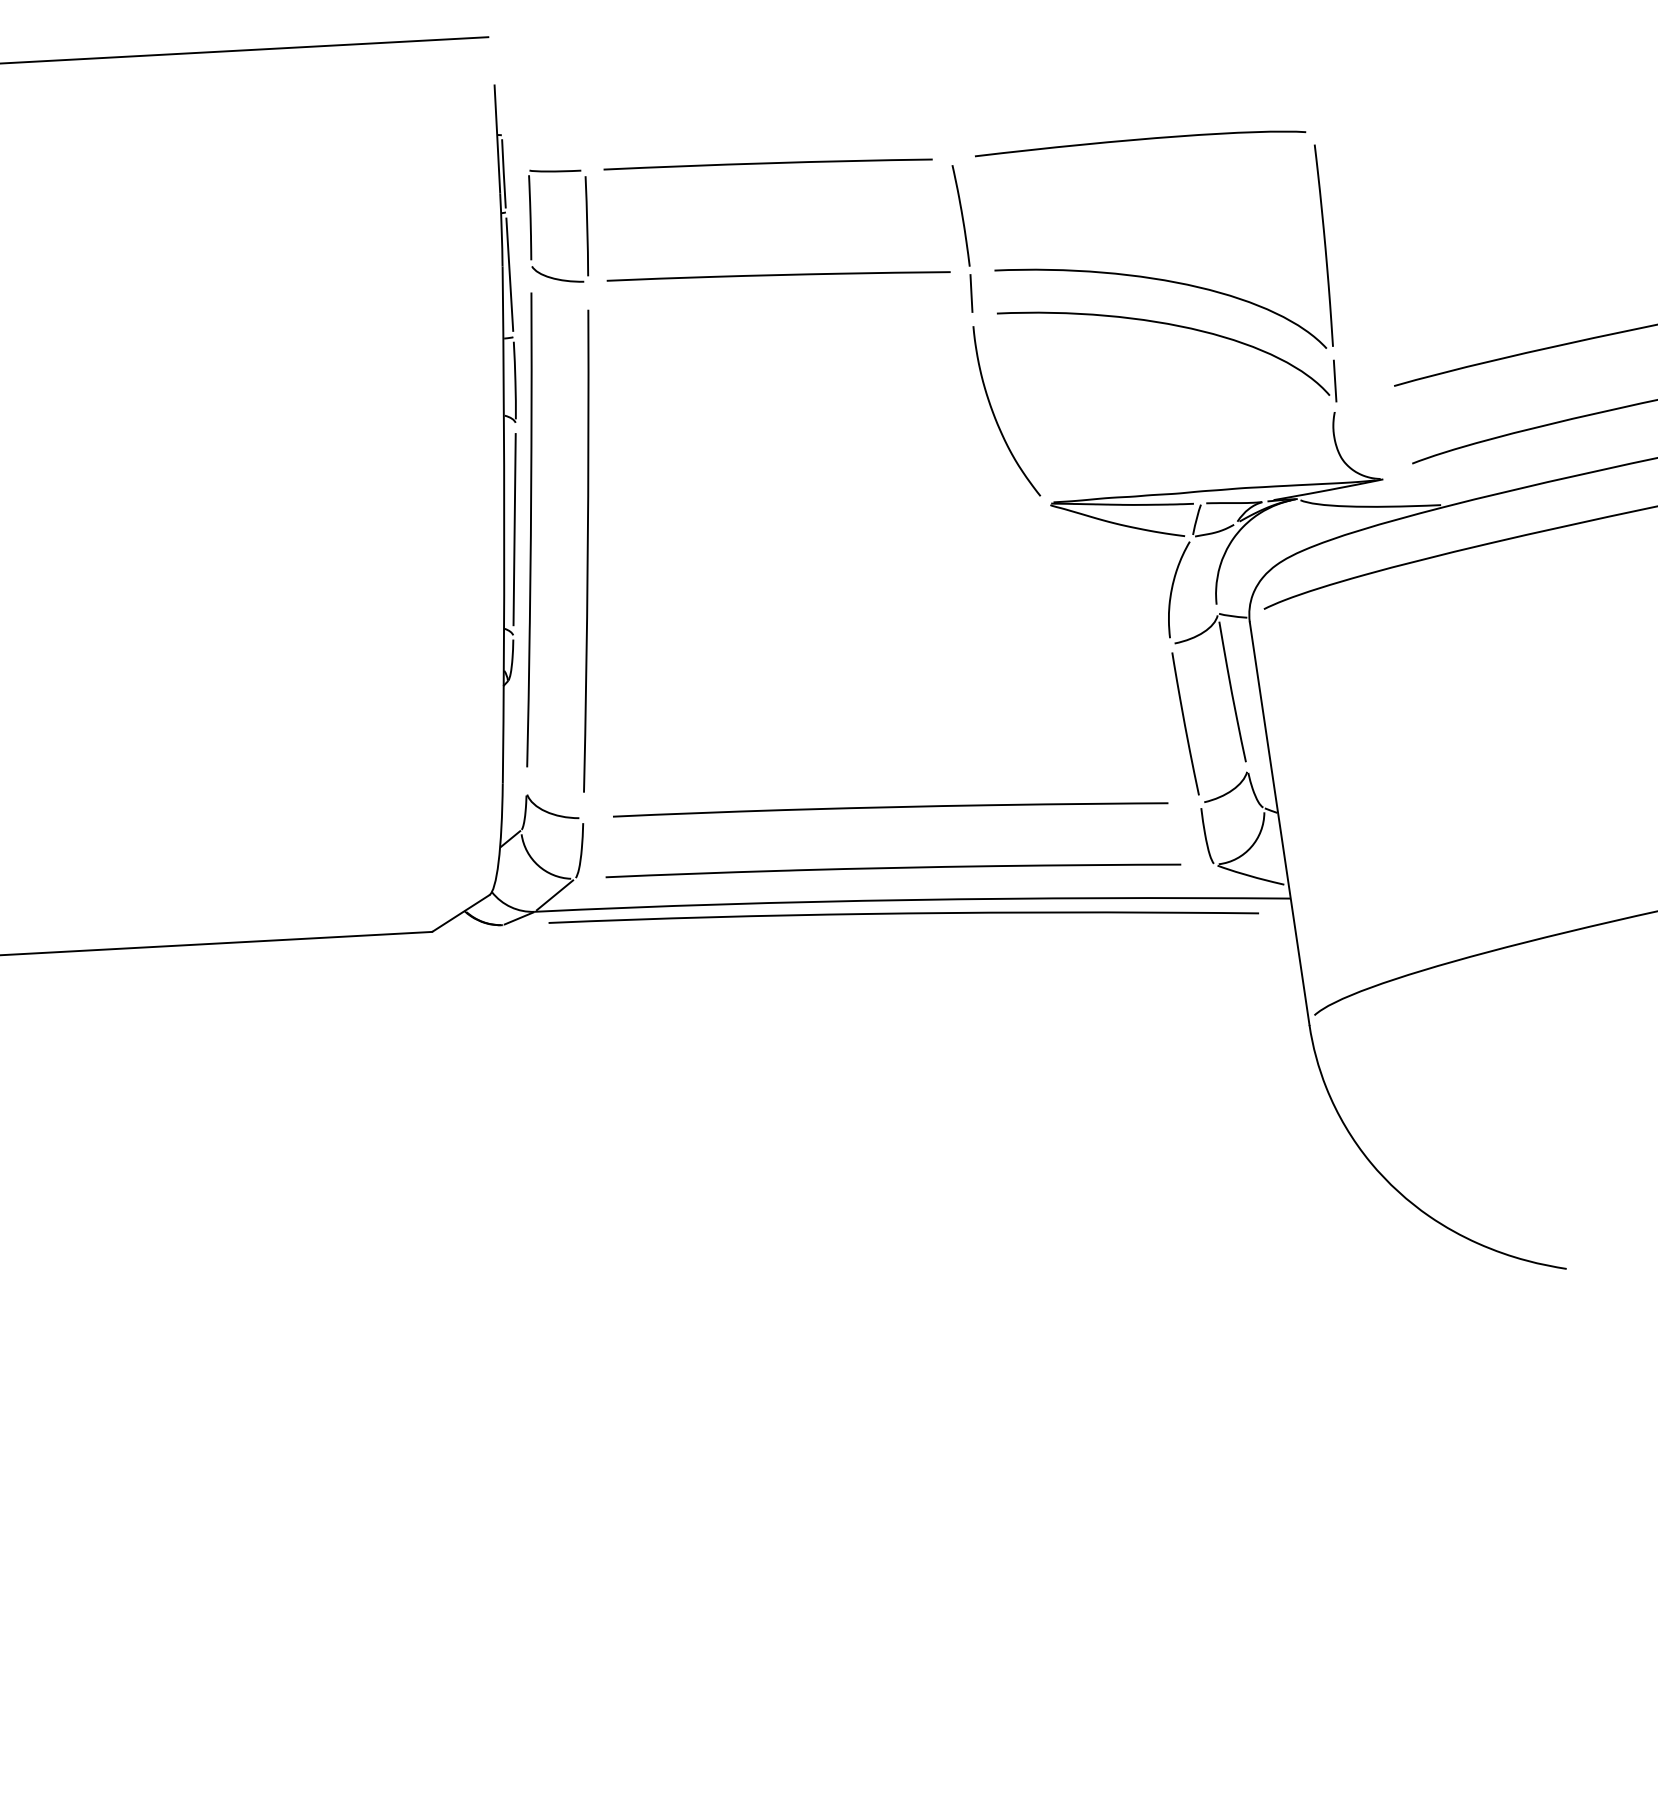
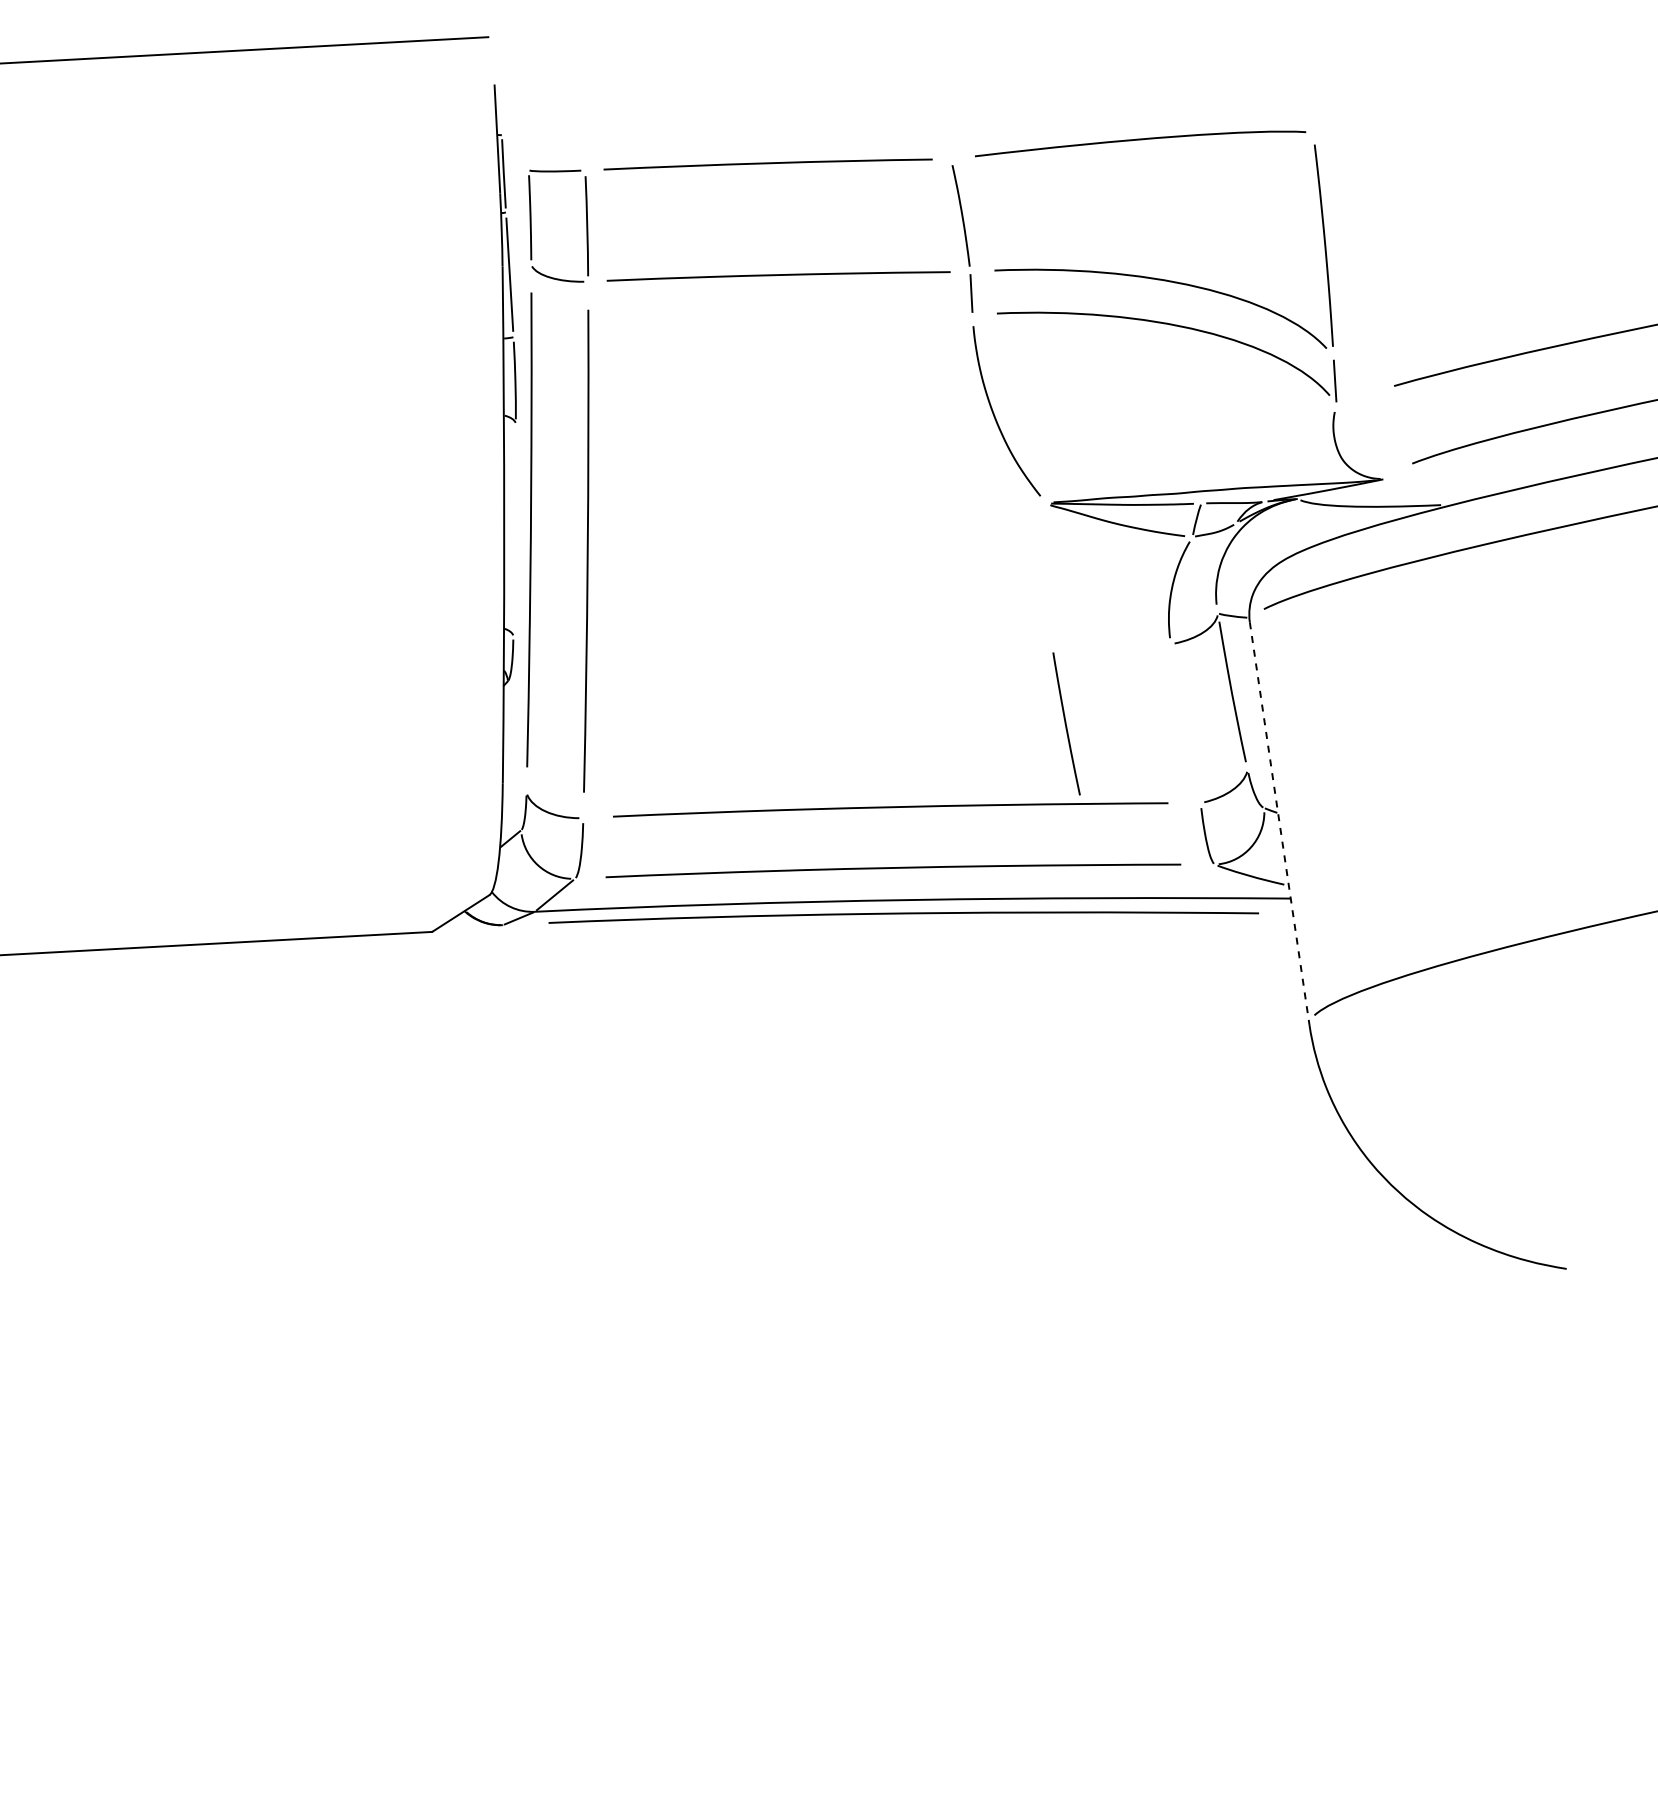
line: present -> none (514, 529)
line position: (1185, 723) -> (1066, 723) (1066, 723)
line: solid -> dashed (1279, 823)
